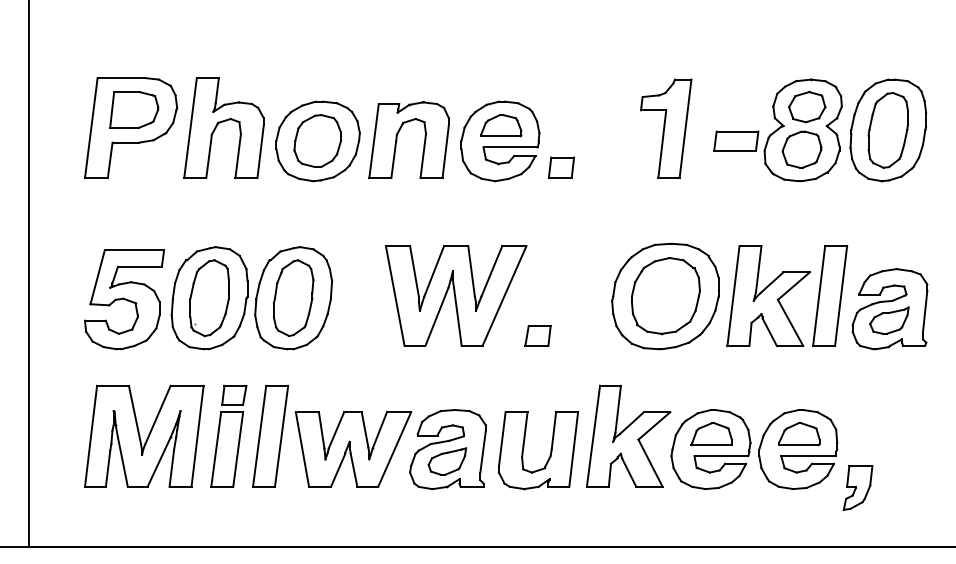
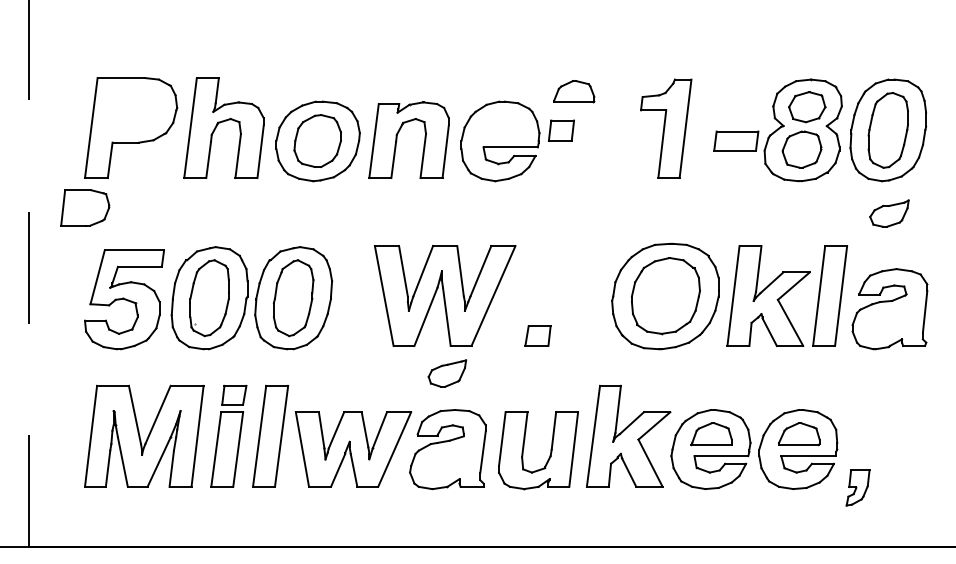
part position: (134, 109) -> (85, 207) (85, 207)
part position: (501, 125) -> (574, 91) (574, 91)
part position: (561, 167) -> (561, 130) (561, 130)
line: solid -> dashed (28, 273)
part position: (456, 295) -> (445, 295) (445, 295)
part position: (889, 320) -> (889, 213) (889, 213)
part position: (447, 461) -> (447, 373) (447, 373)
part size: 32x46 px -> 26x38 px (857, 487)
